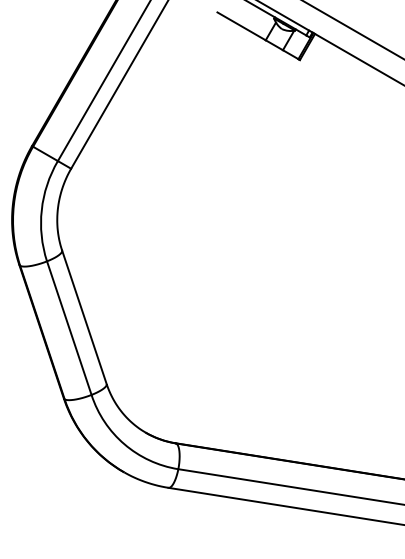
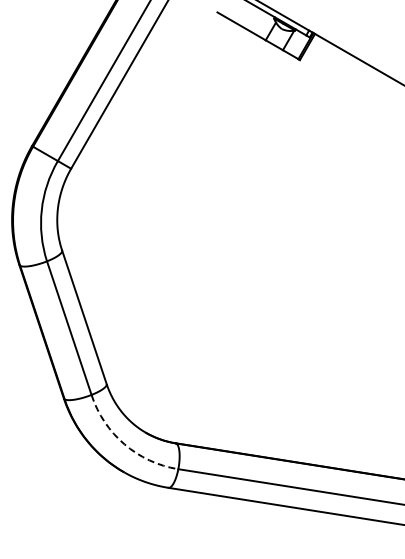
line: present -> none (353, 29)
arc: solid -> dashed (124, 444)
